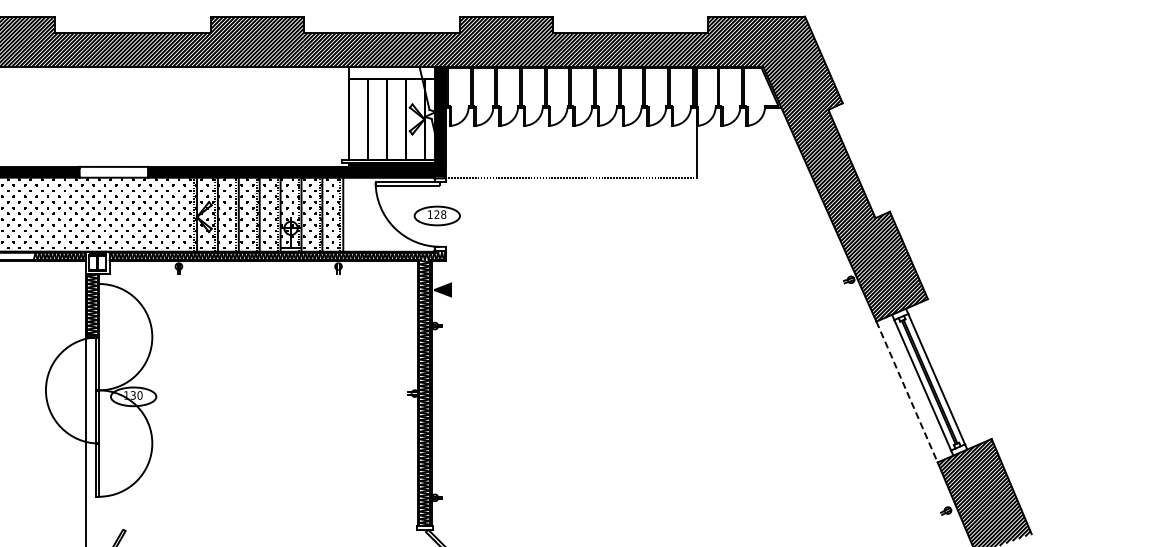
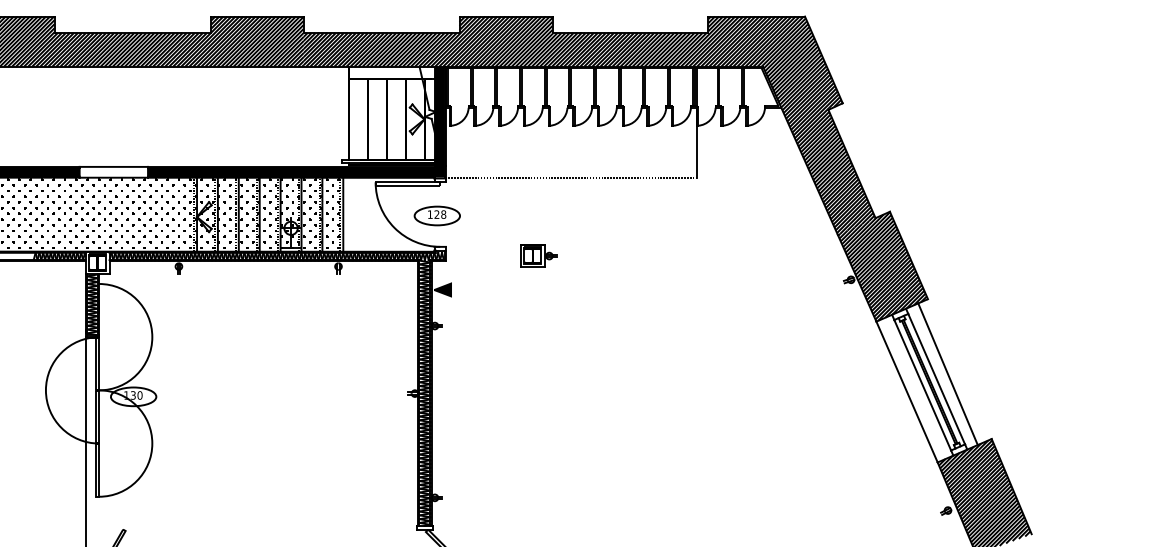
part: none -> present (538, 255)
line: none -> present (947, 374)
line: dashed -> solid (907, 392)
